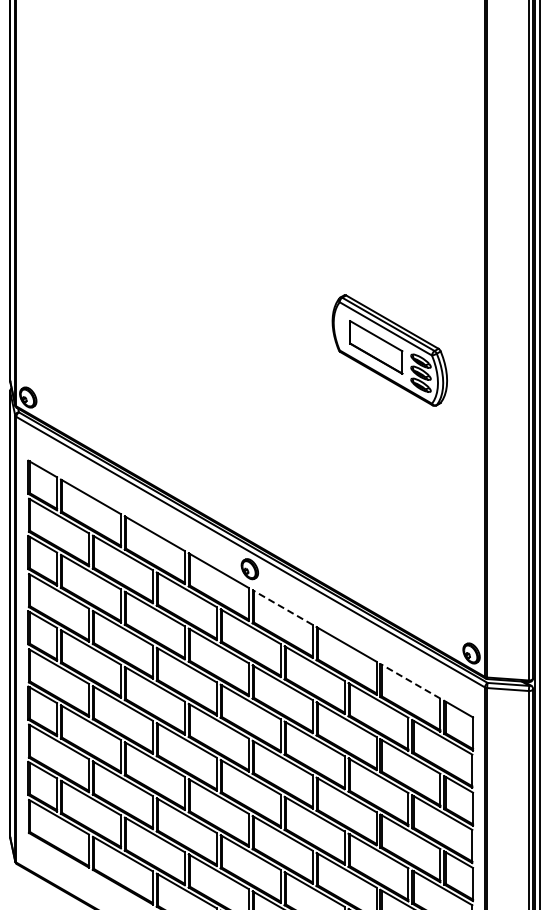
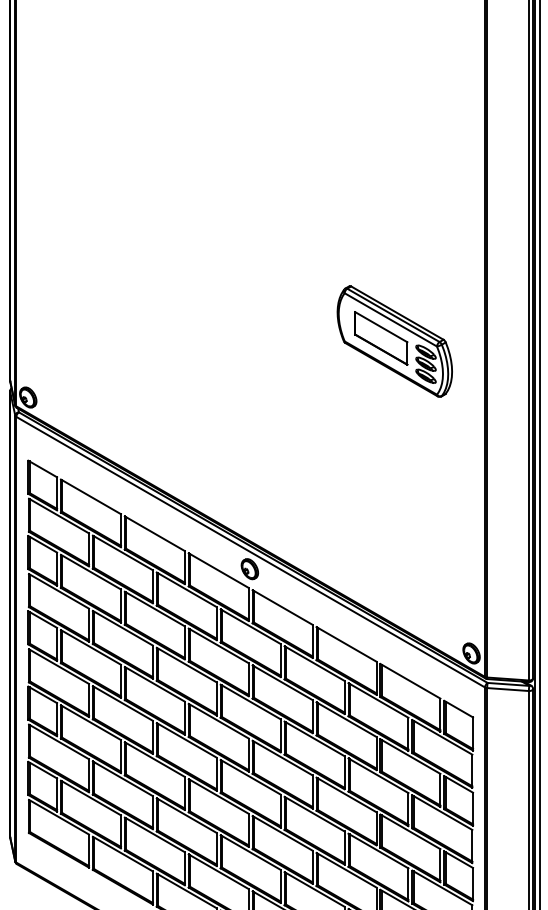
part position: (389, 350) -> (394, 341) (394, 341)
line: dashed -> solid (282, 607)
line: dashed -> solid (410, 681)
